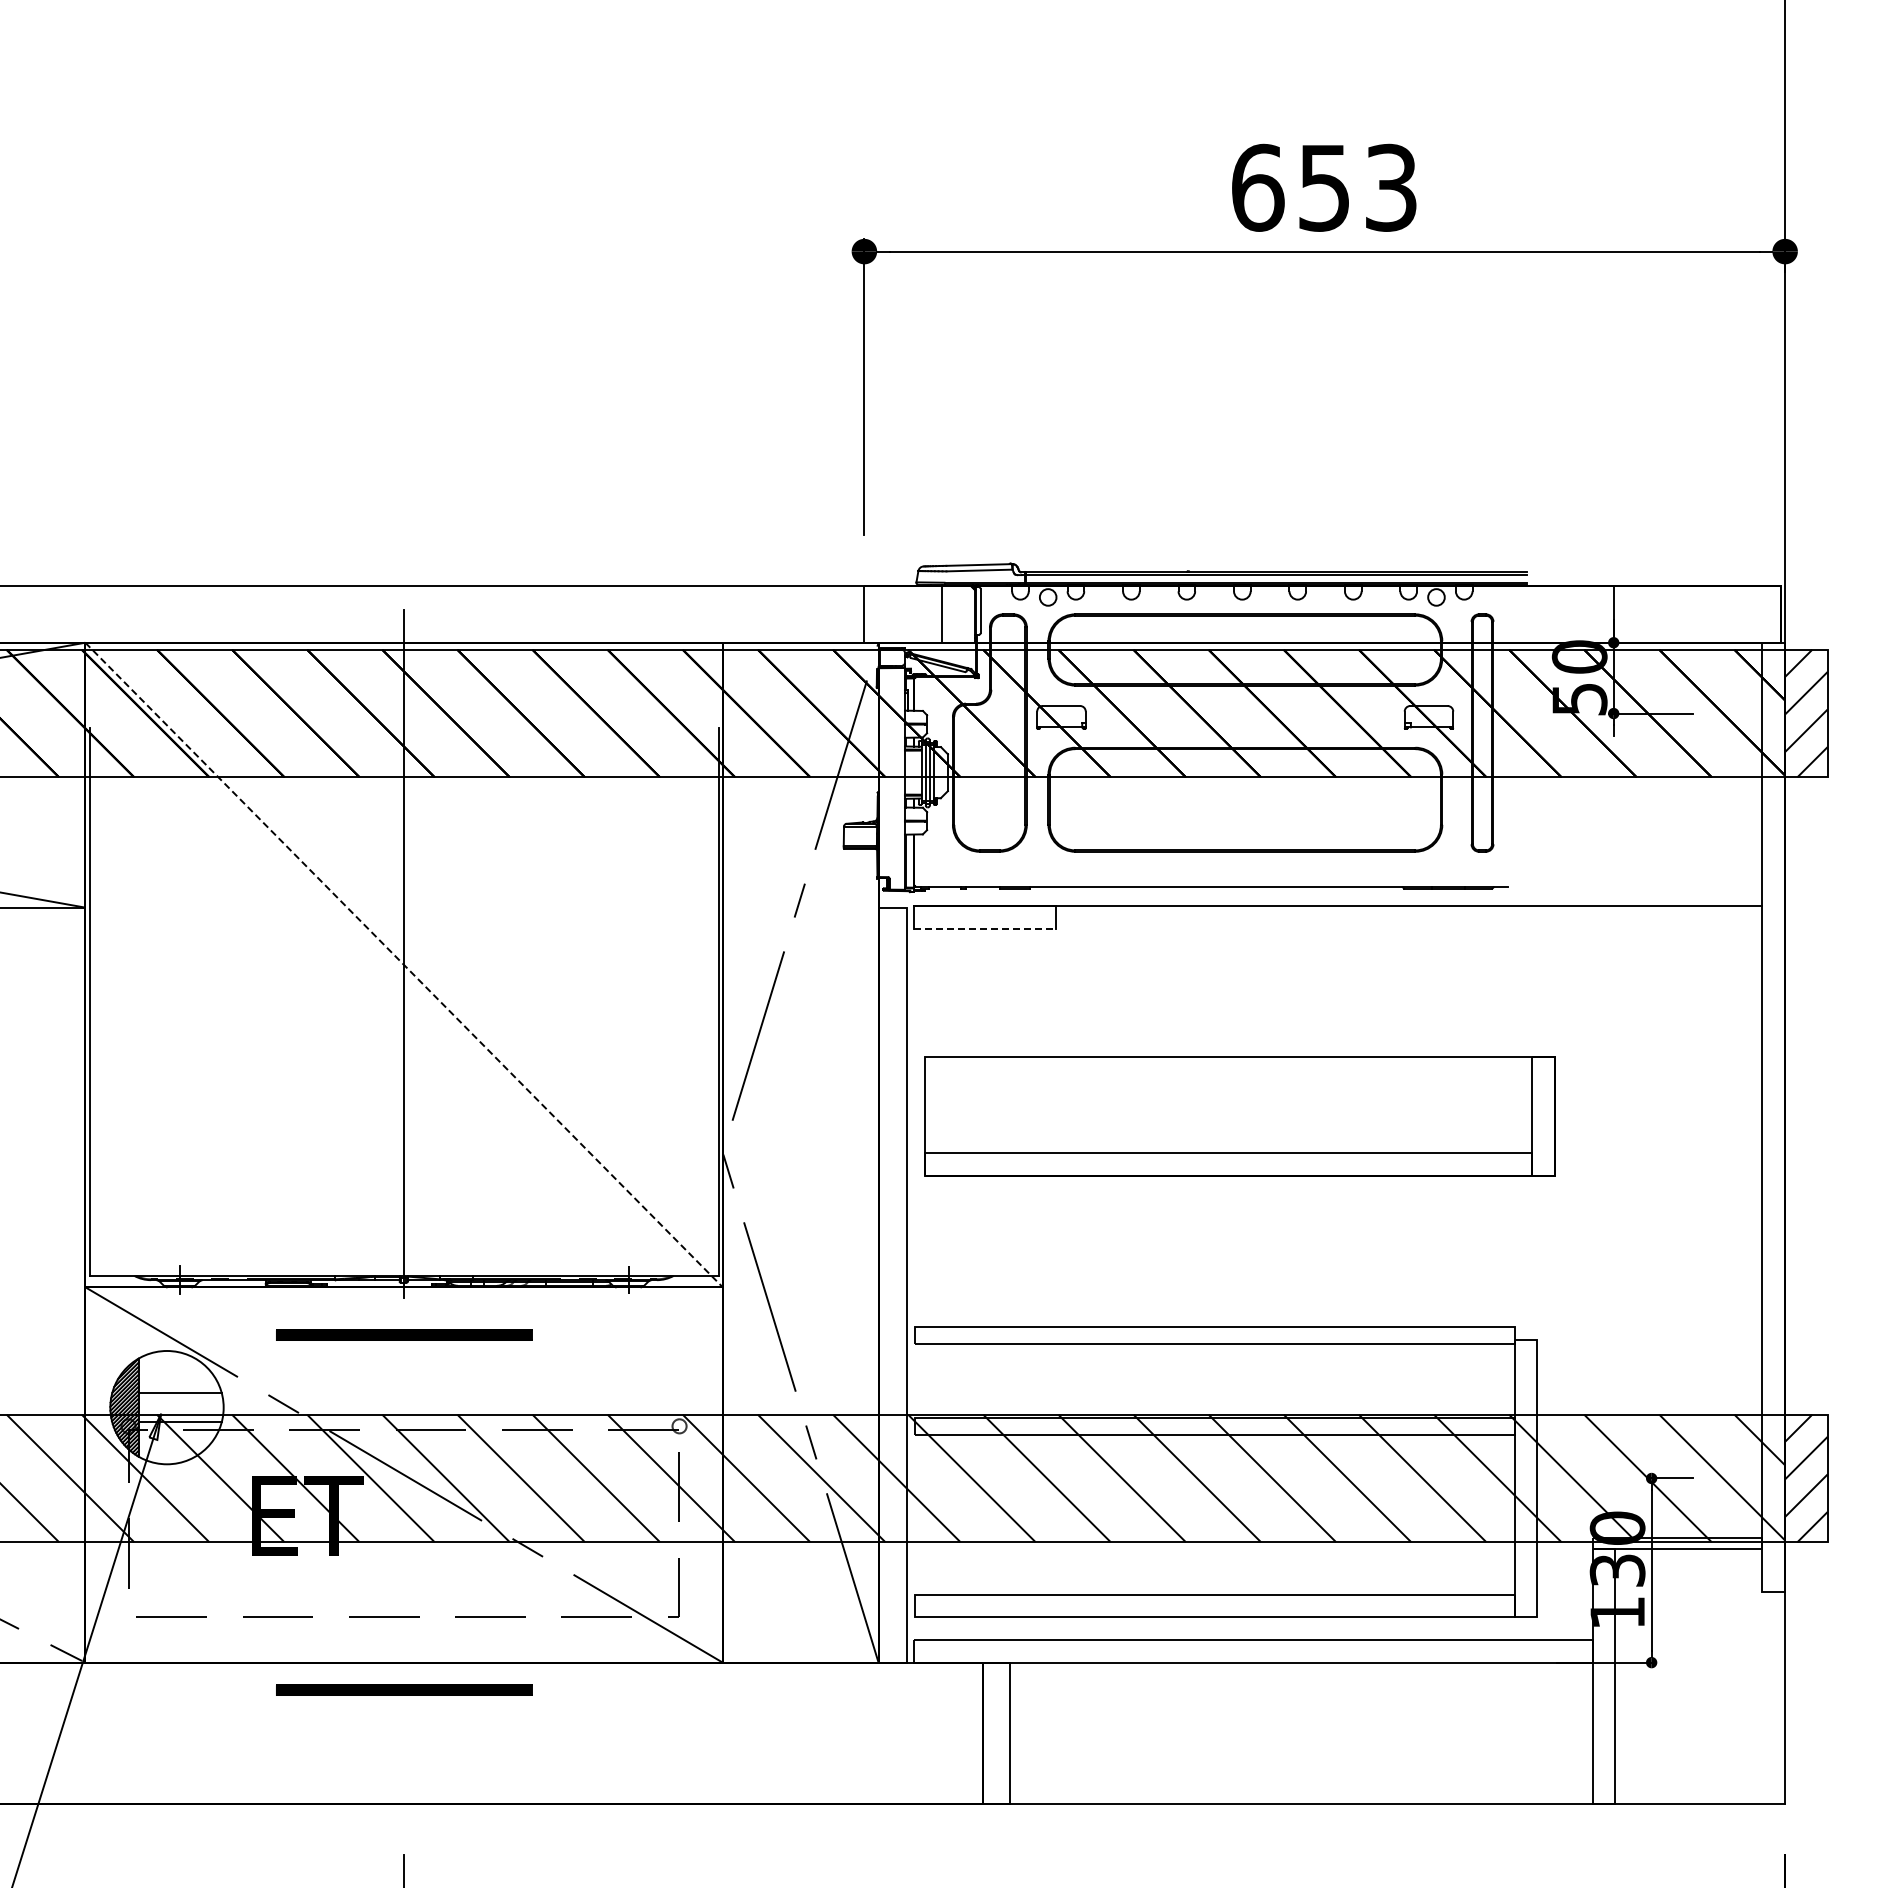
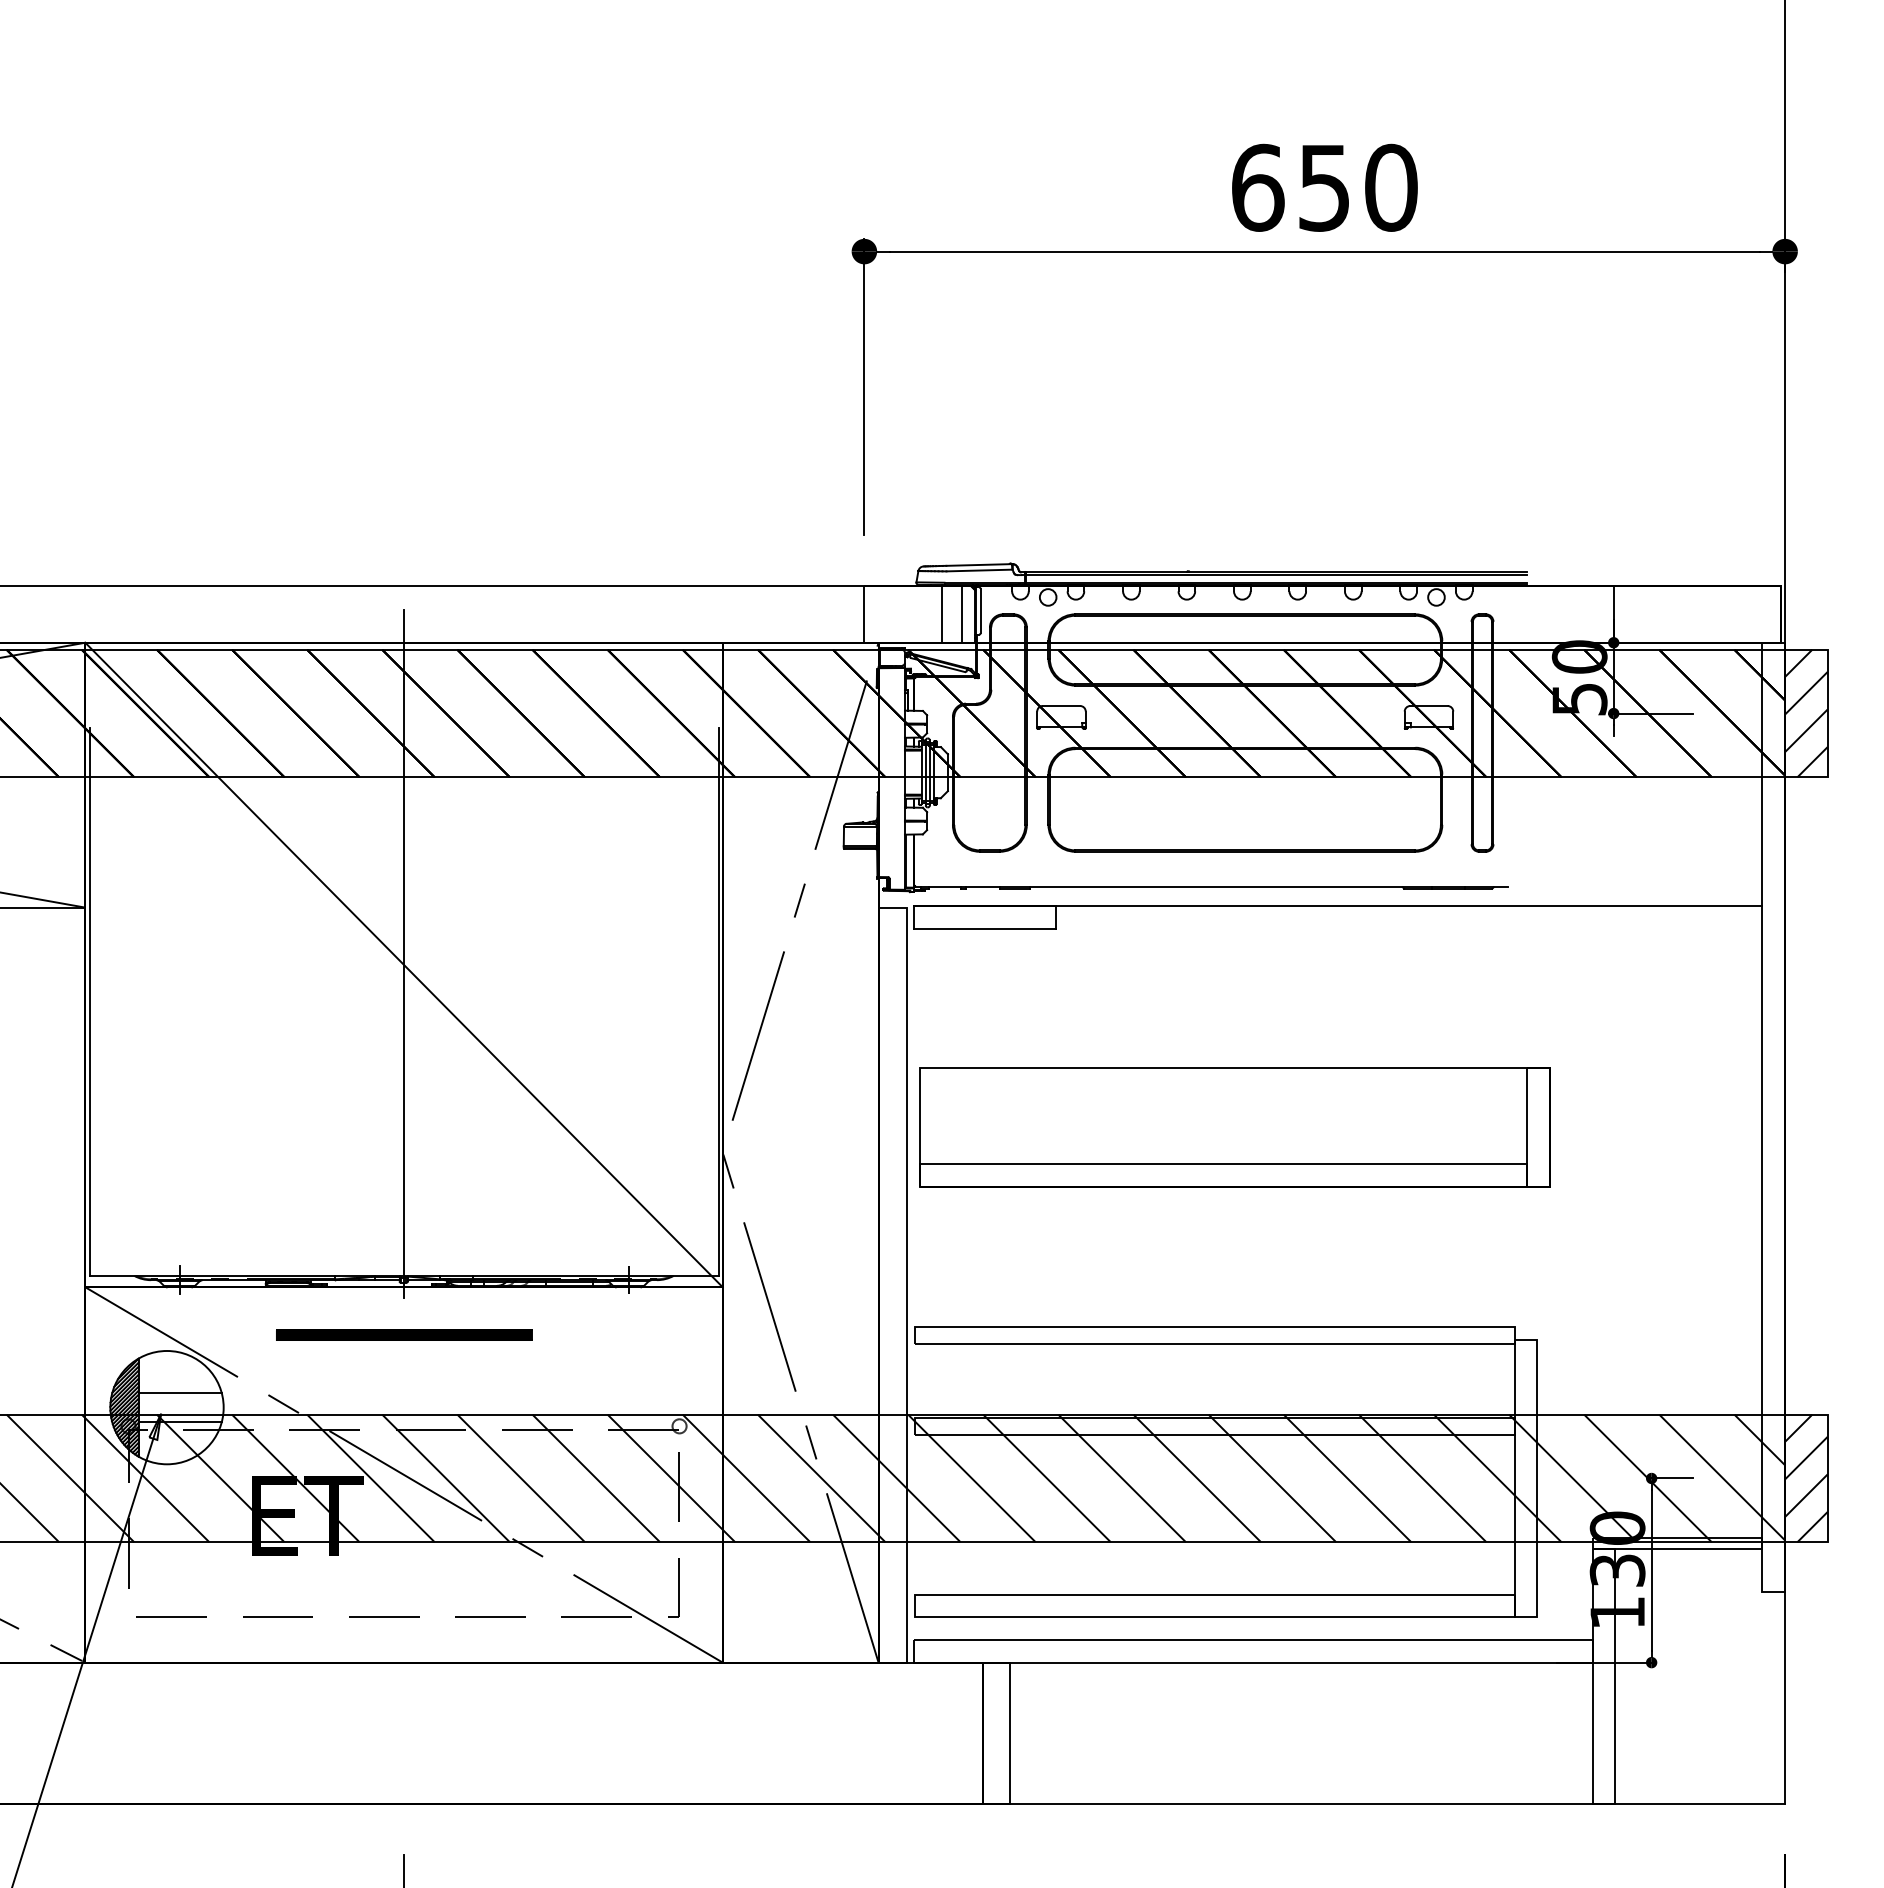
text: 653 -> 650 (1391, 187)
line: none -> present (962, 614)
line: dashed -> solid (984, 928)
line: dashed -> solid (404, 965)
part position: (1239, 1116) -> (1234, 1127) (1234, 1127)
part: present -> none (404, 1689)
